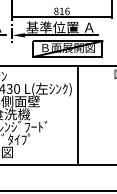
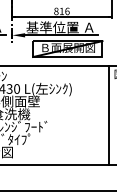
line position: (77, 115) -> (108, 115) (108, 115)
